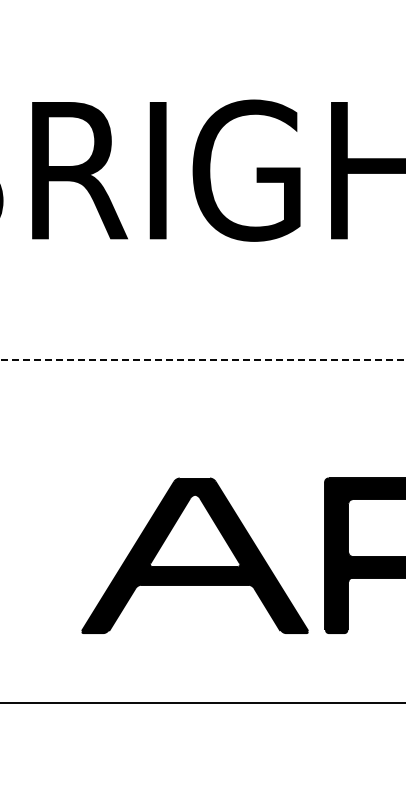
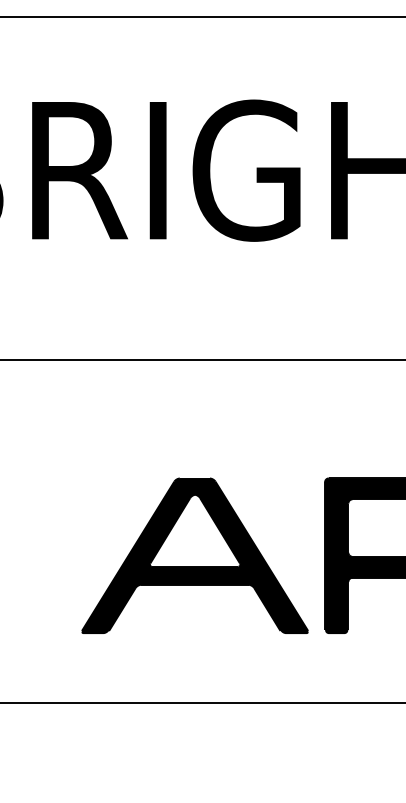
line: none -> present (202, 17)
line: dashed -> solid (202, 360)
